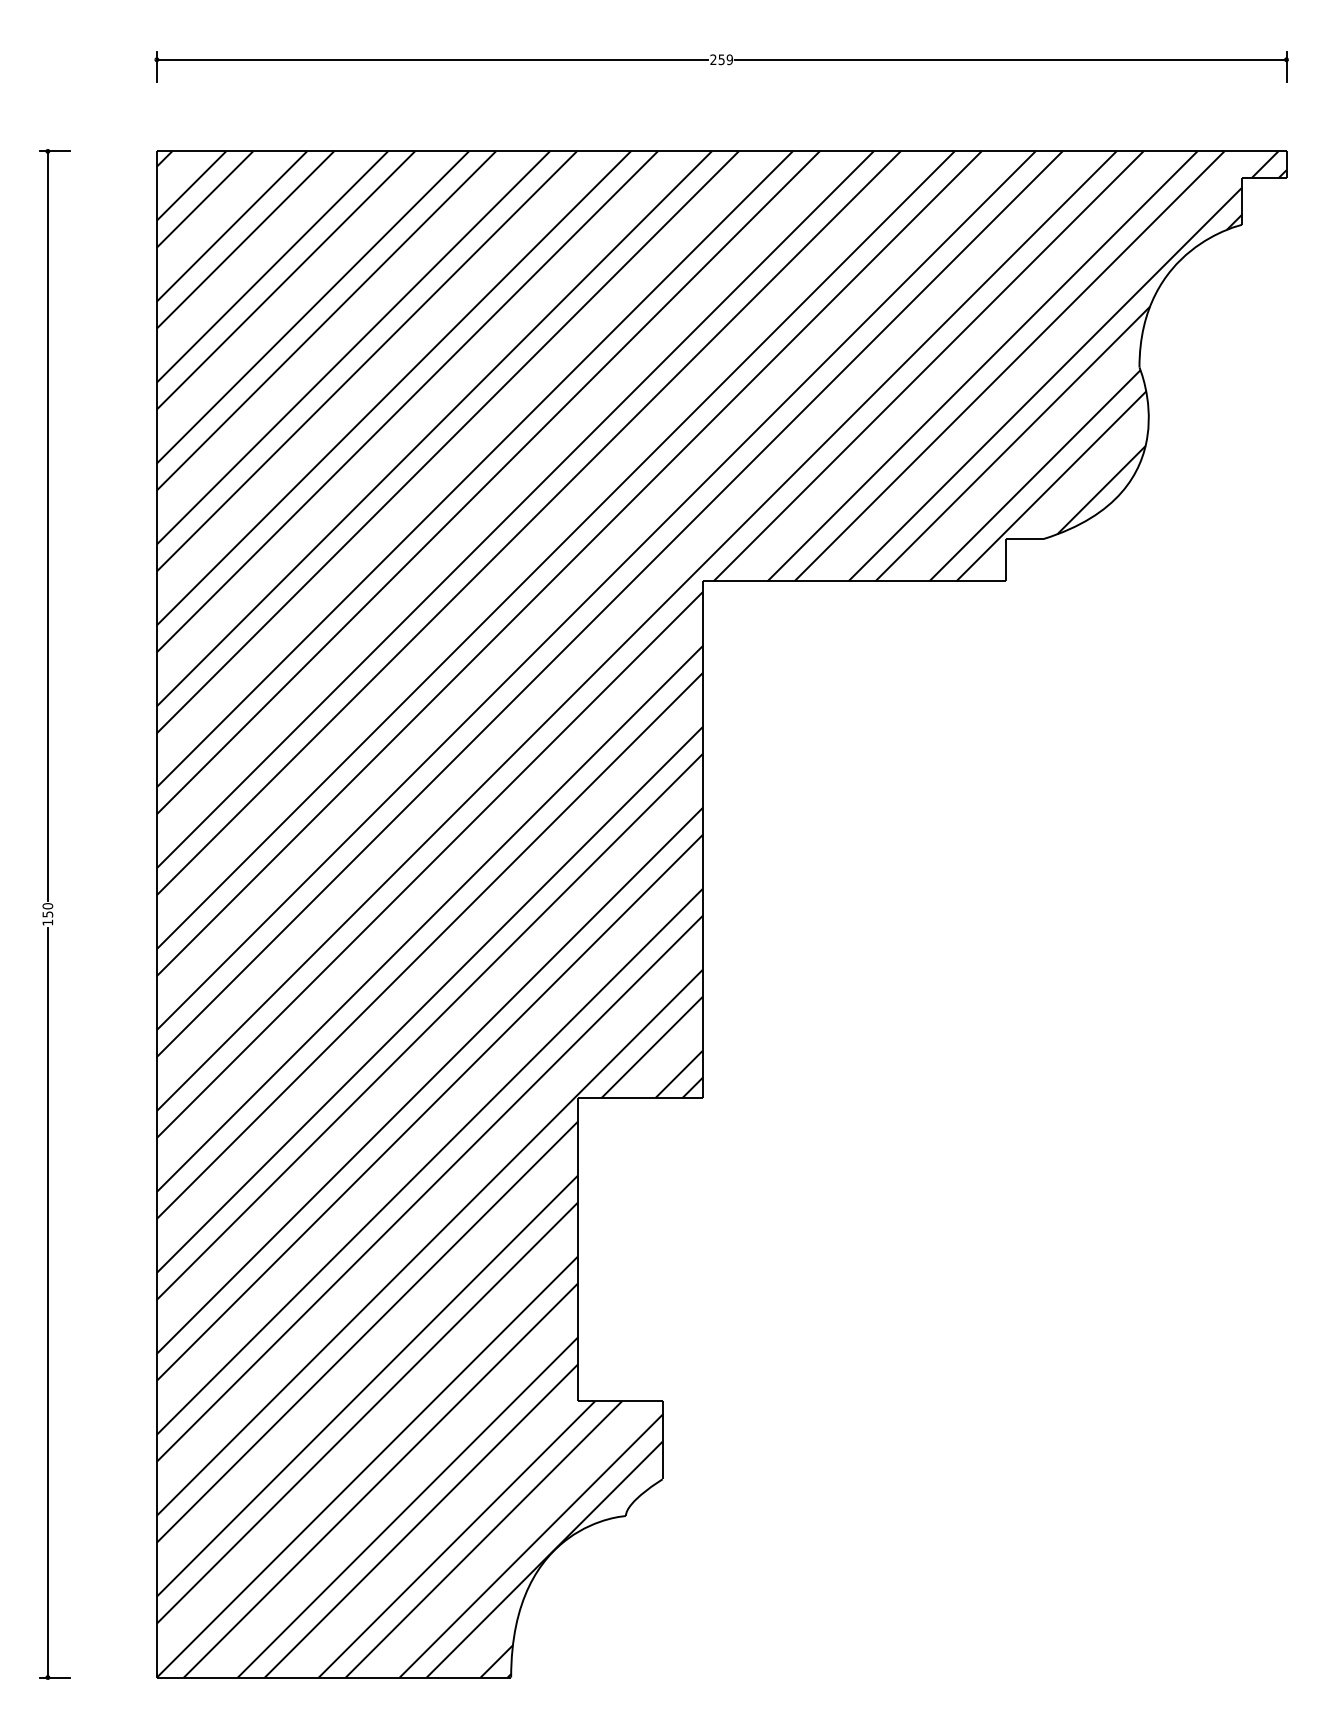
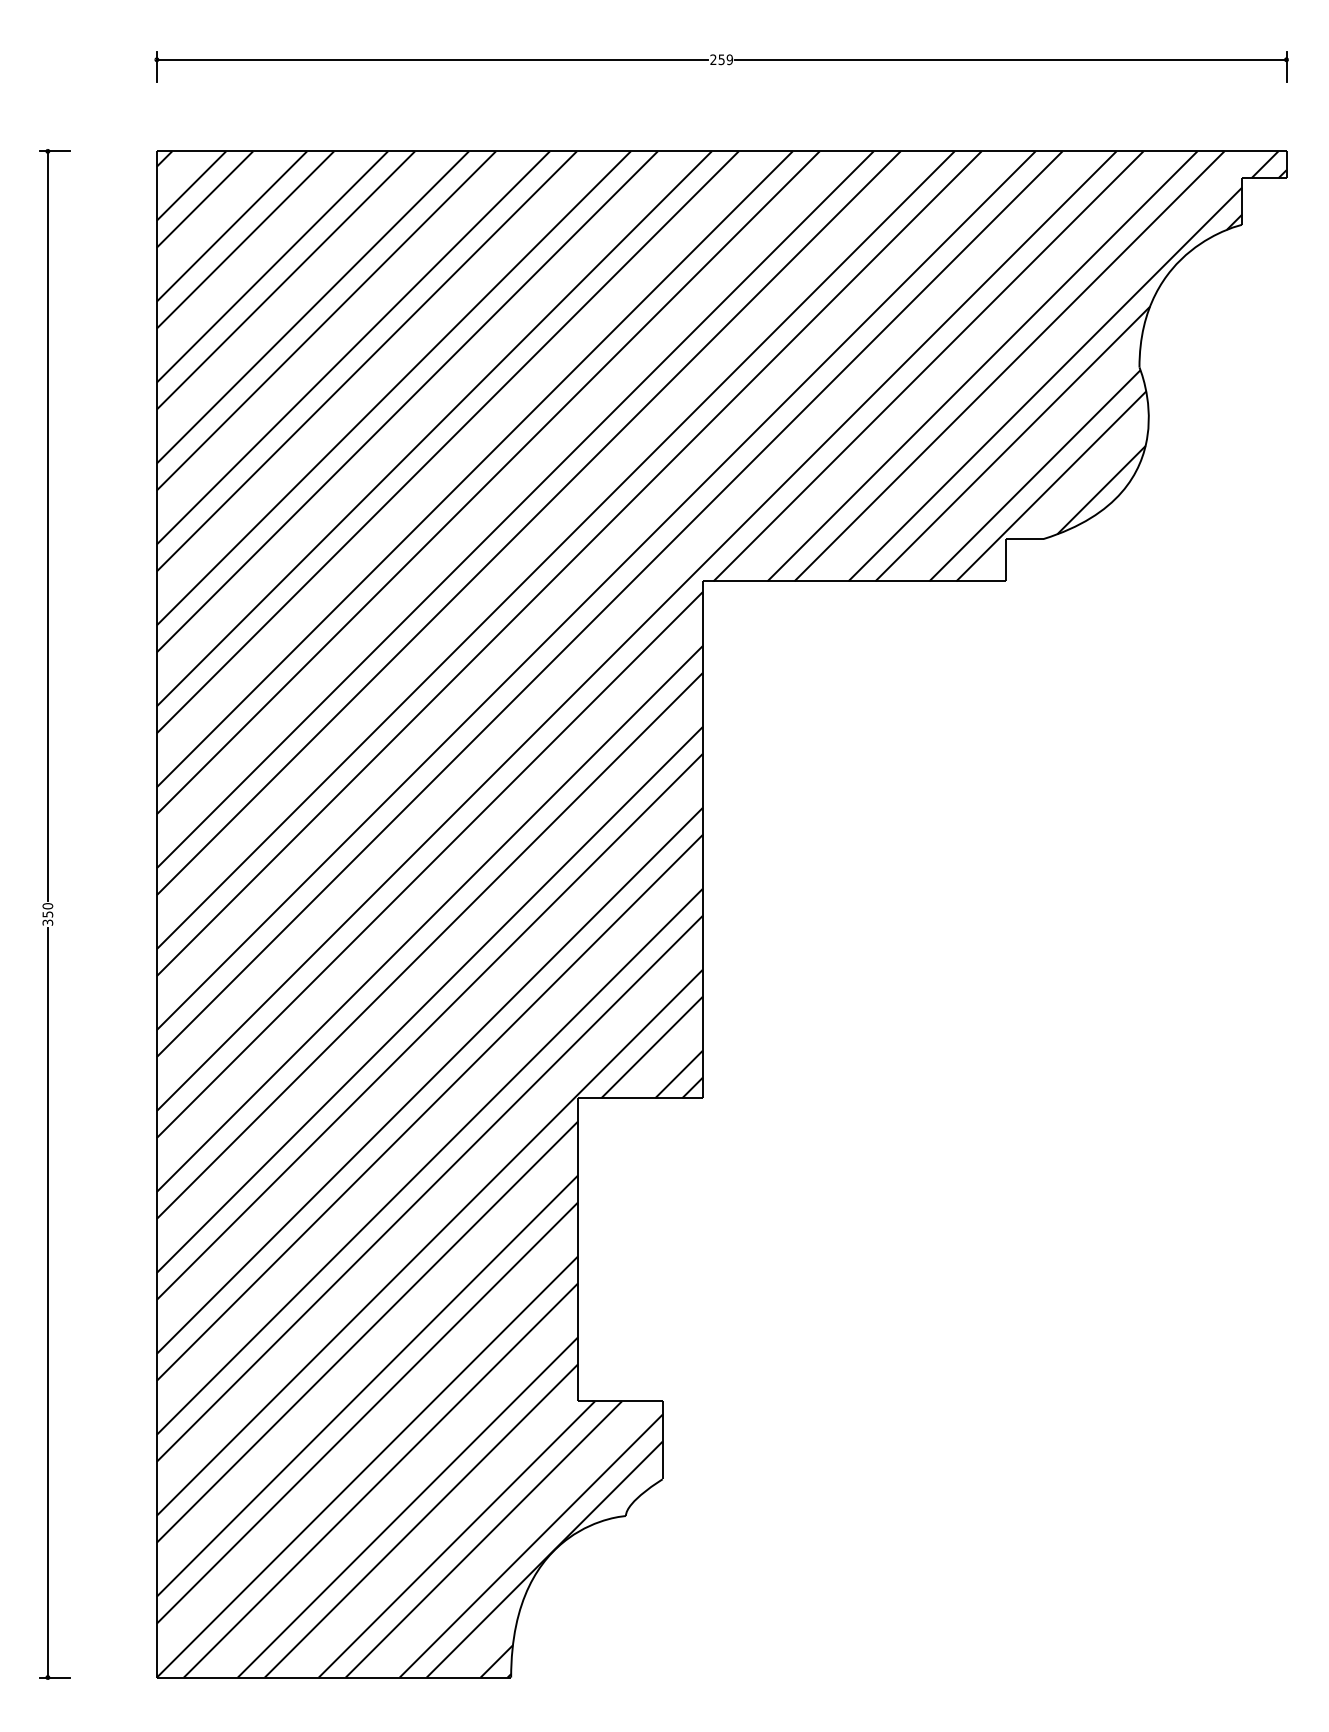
text: 150 -> 350 (47, 922)
